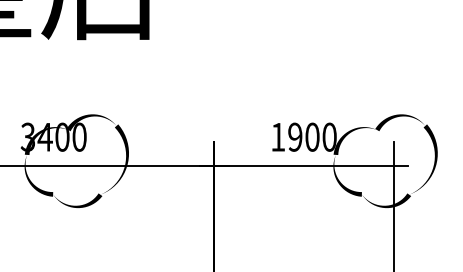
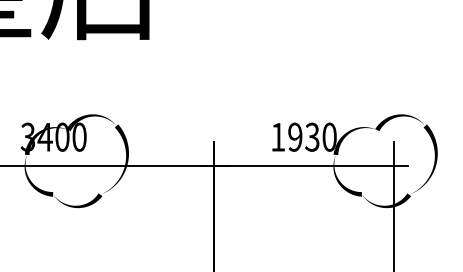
text: 1900 -> 1930 (312, 136)
